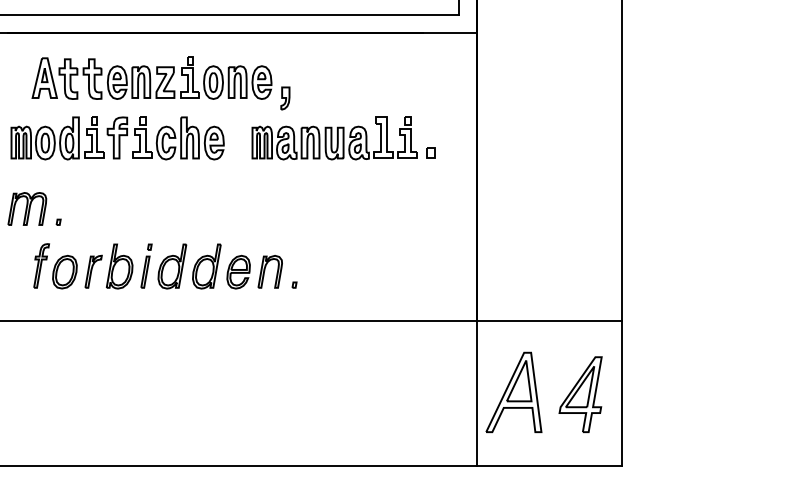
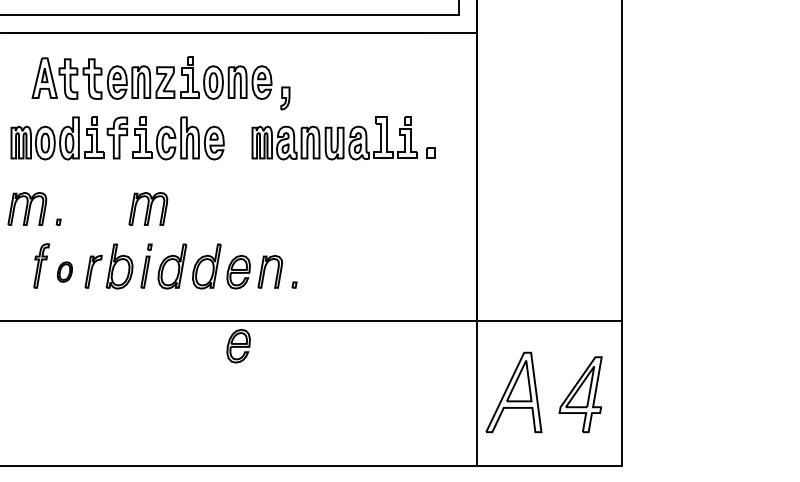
part: none -> present (148, 208)
part size: 26x36 px -> 16x22 px (64, 271)
part: none -> present (238, 345)
